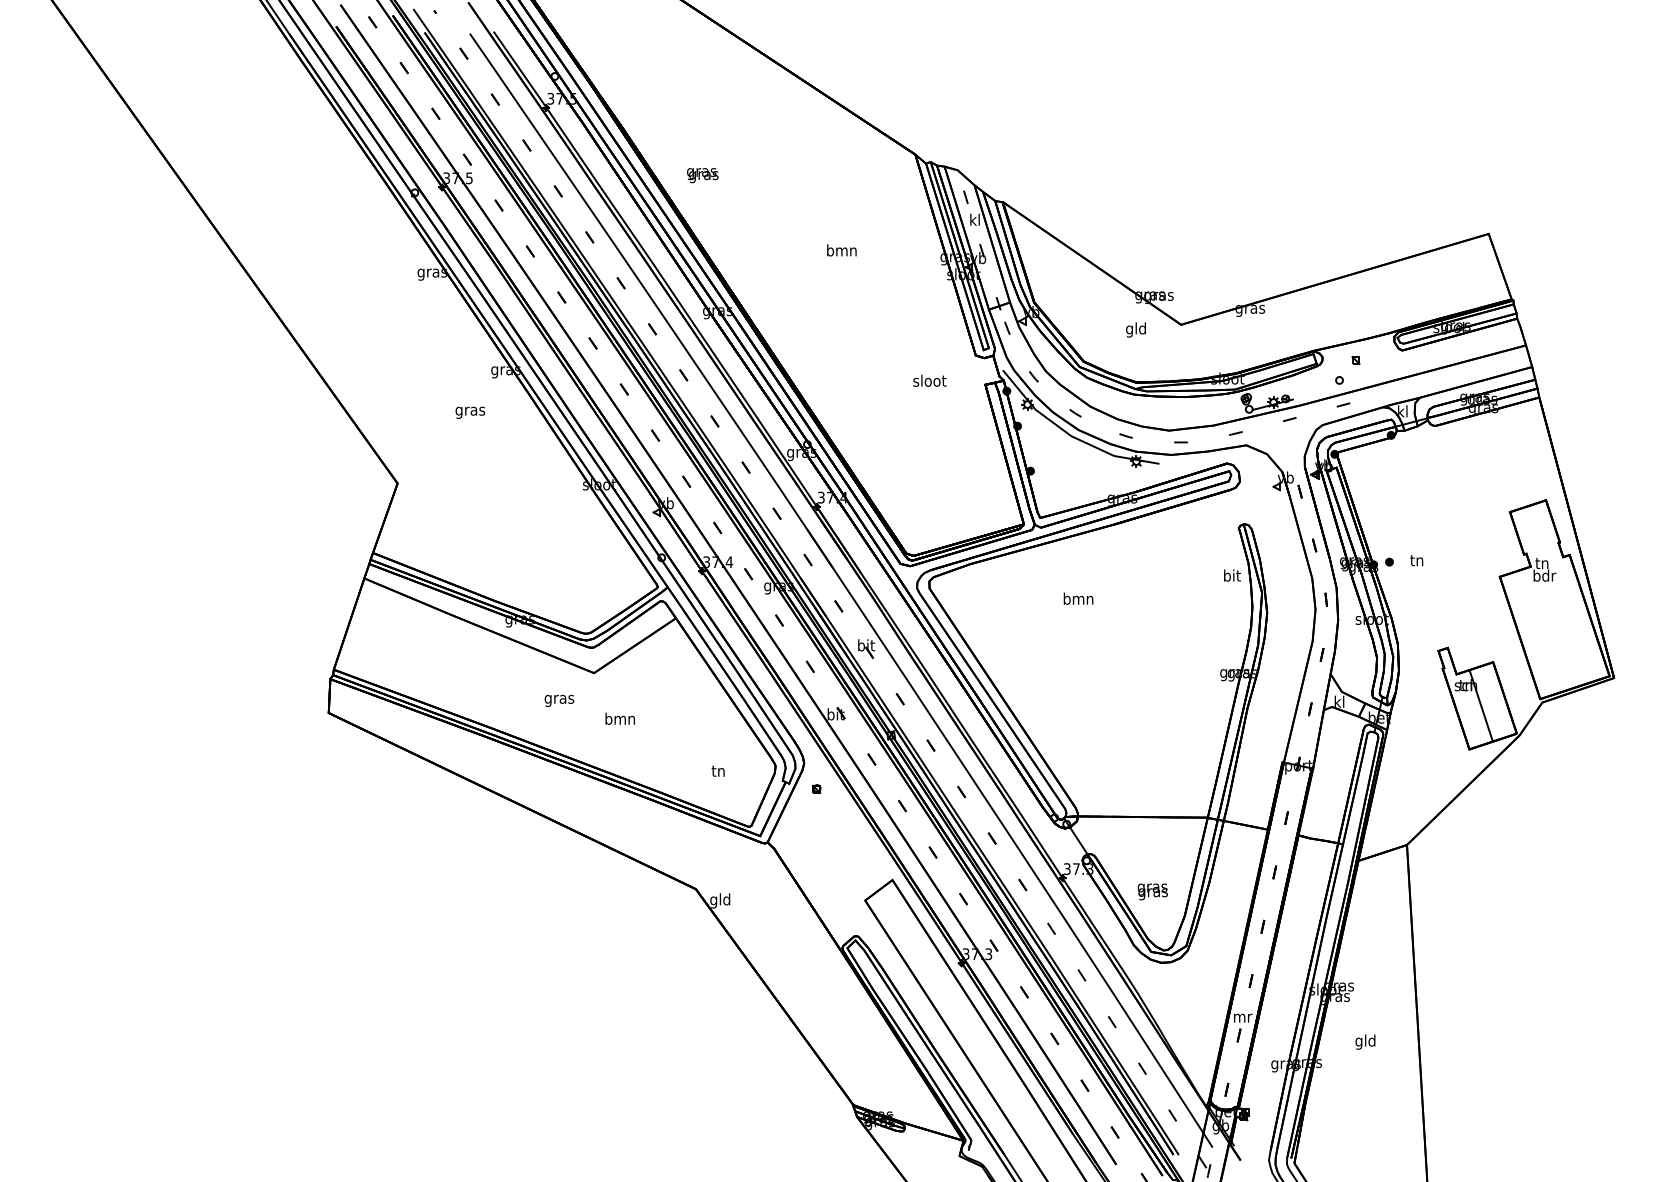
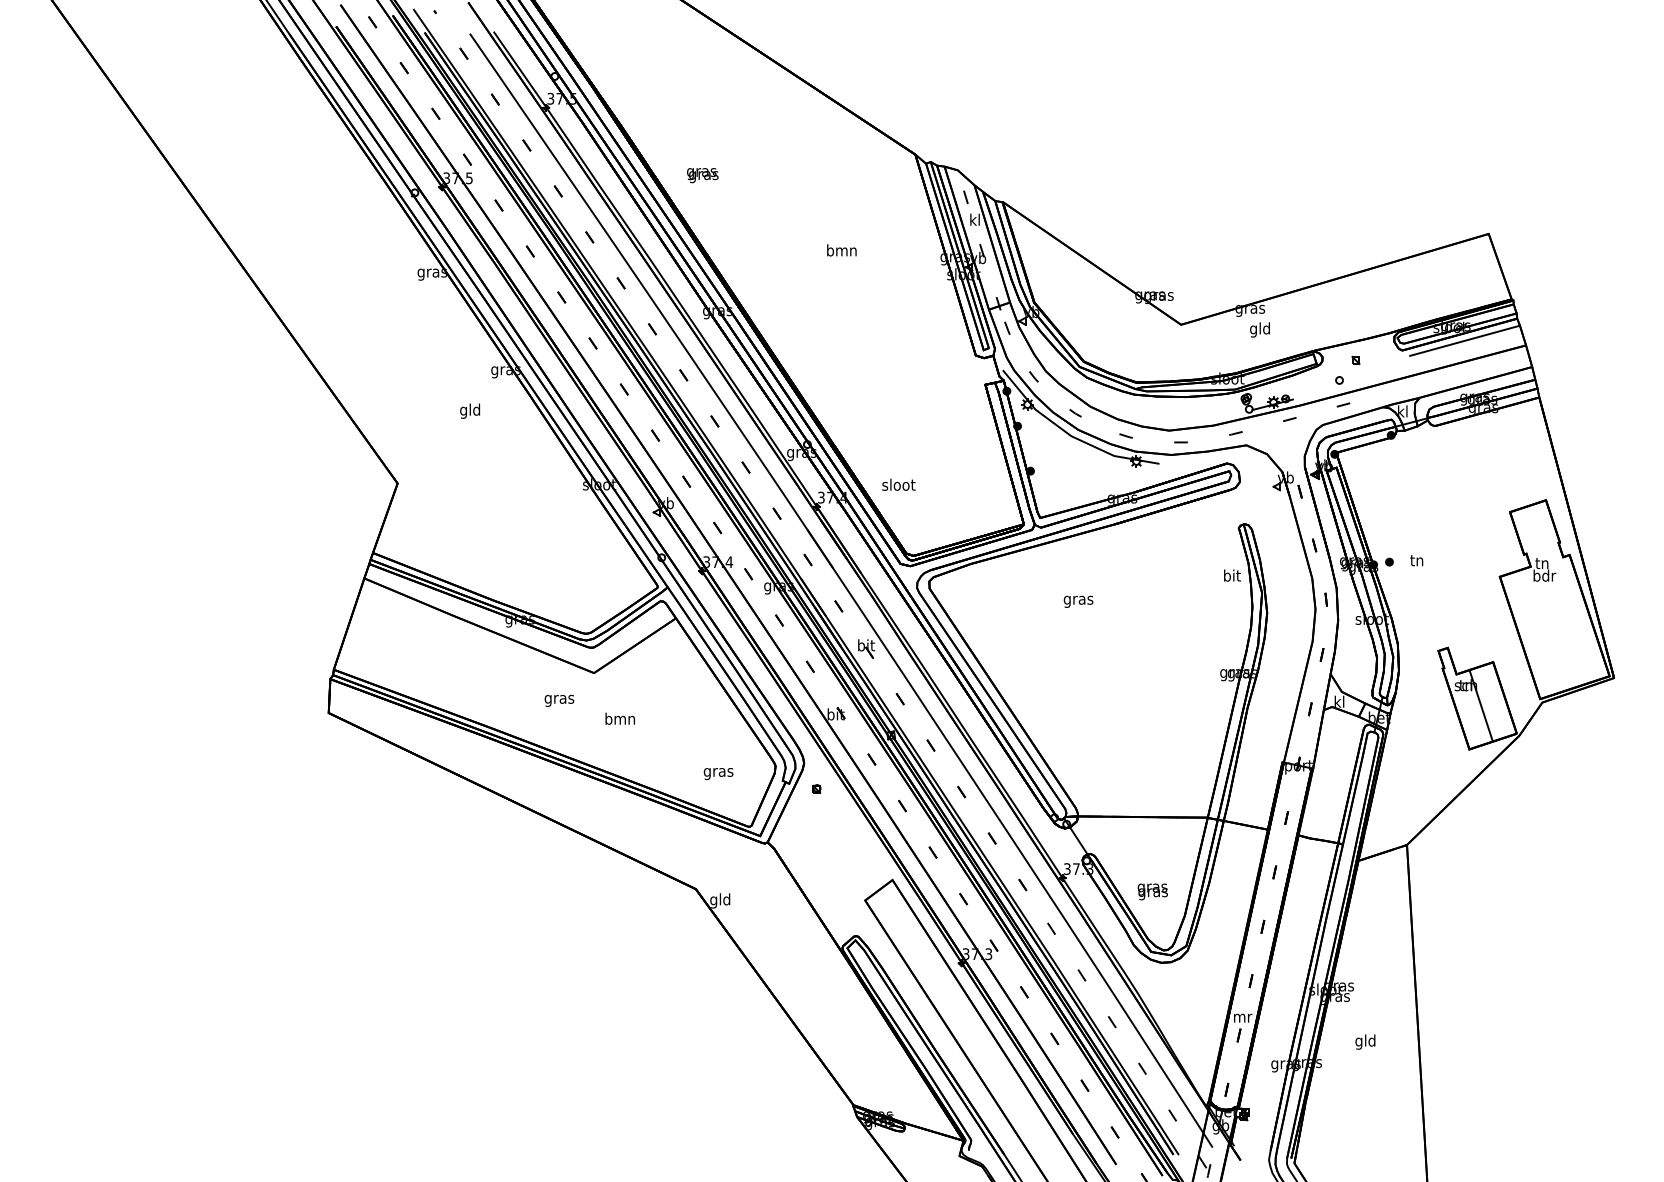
text position: (1135, 329) -> (1259, 329) (1259, 329)
line: none -> present (1464, 340)
text position: (929, 380) -> (898, 484) (898, 484)
text: gras -> gld (470, 410)
text: bmn -> gras (1078, 599)
text: tn -> gras (718, 772)
